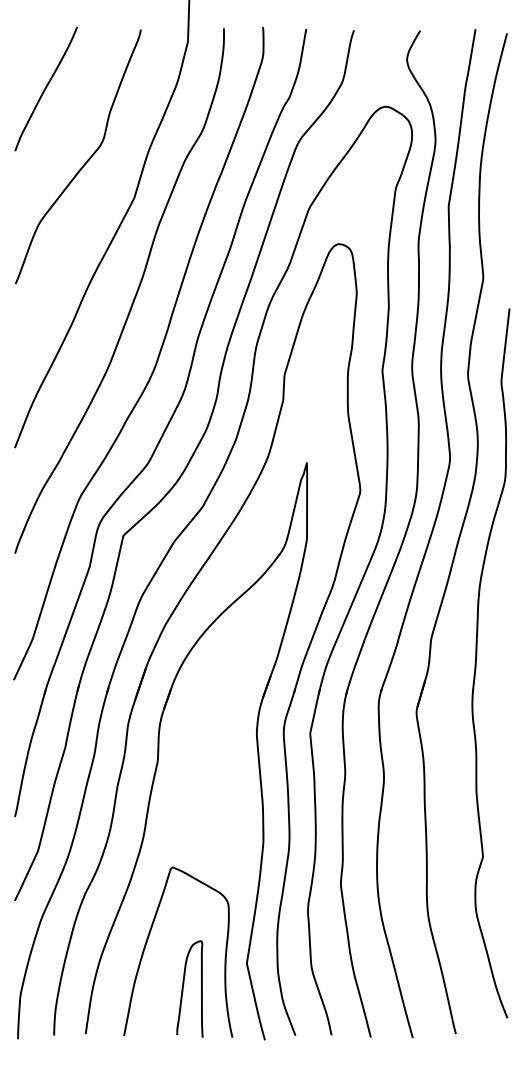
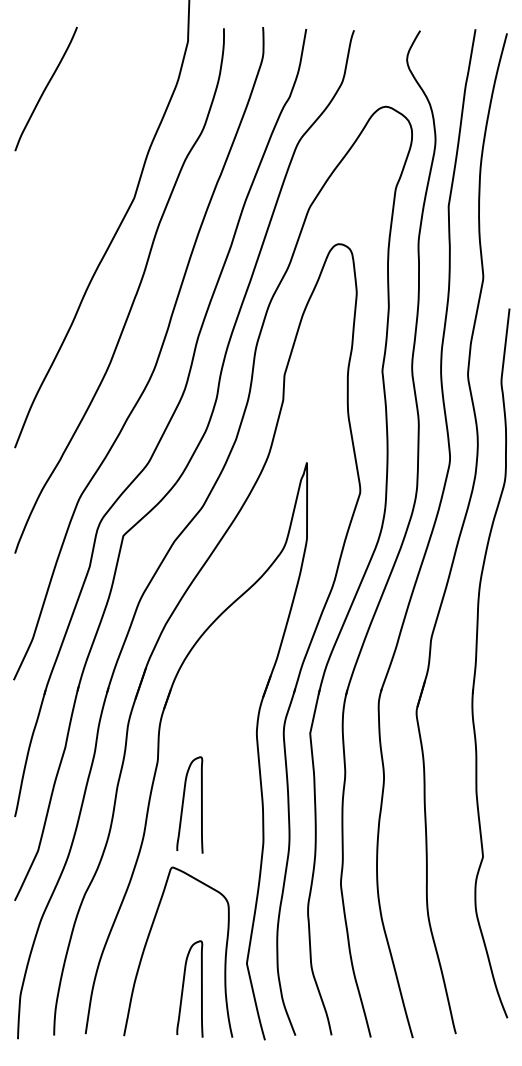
curve: present -> none (84, 163)
curve: none -> present (183, 804)
